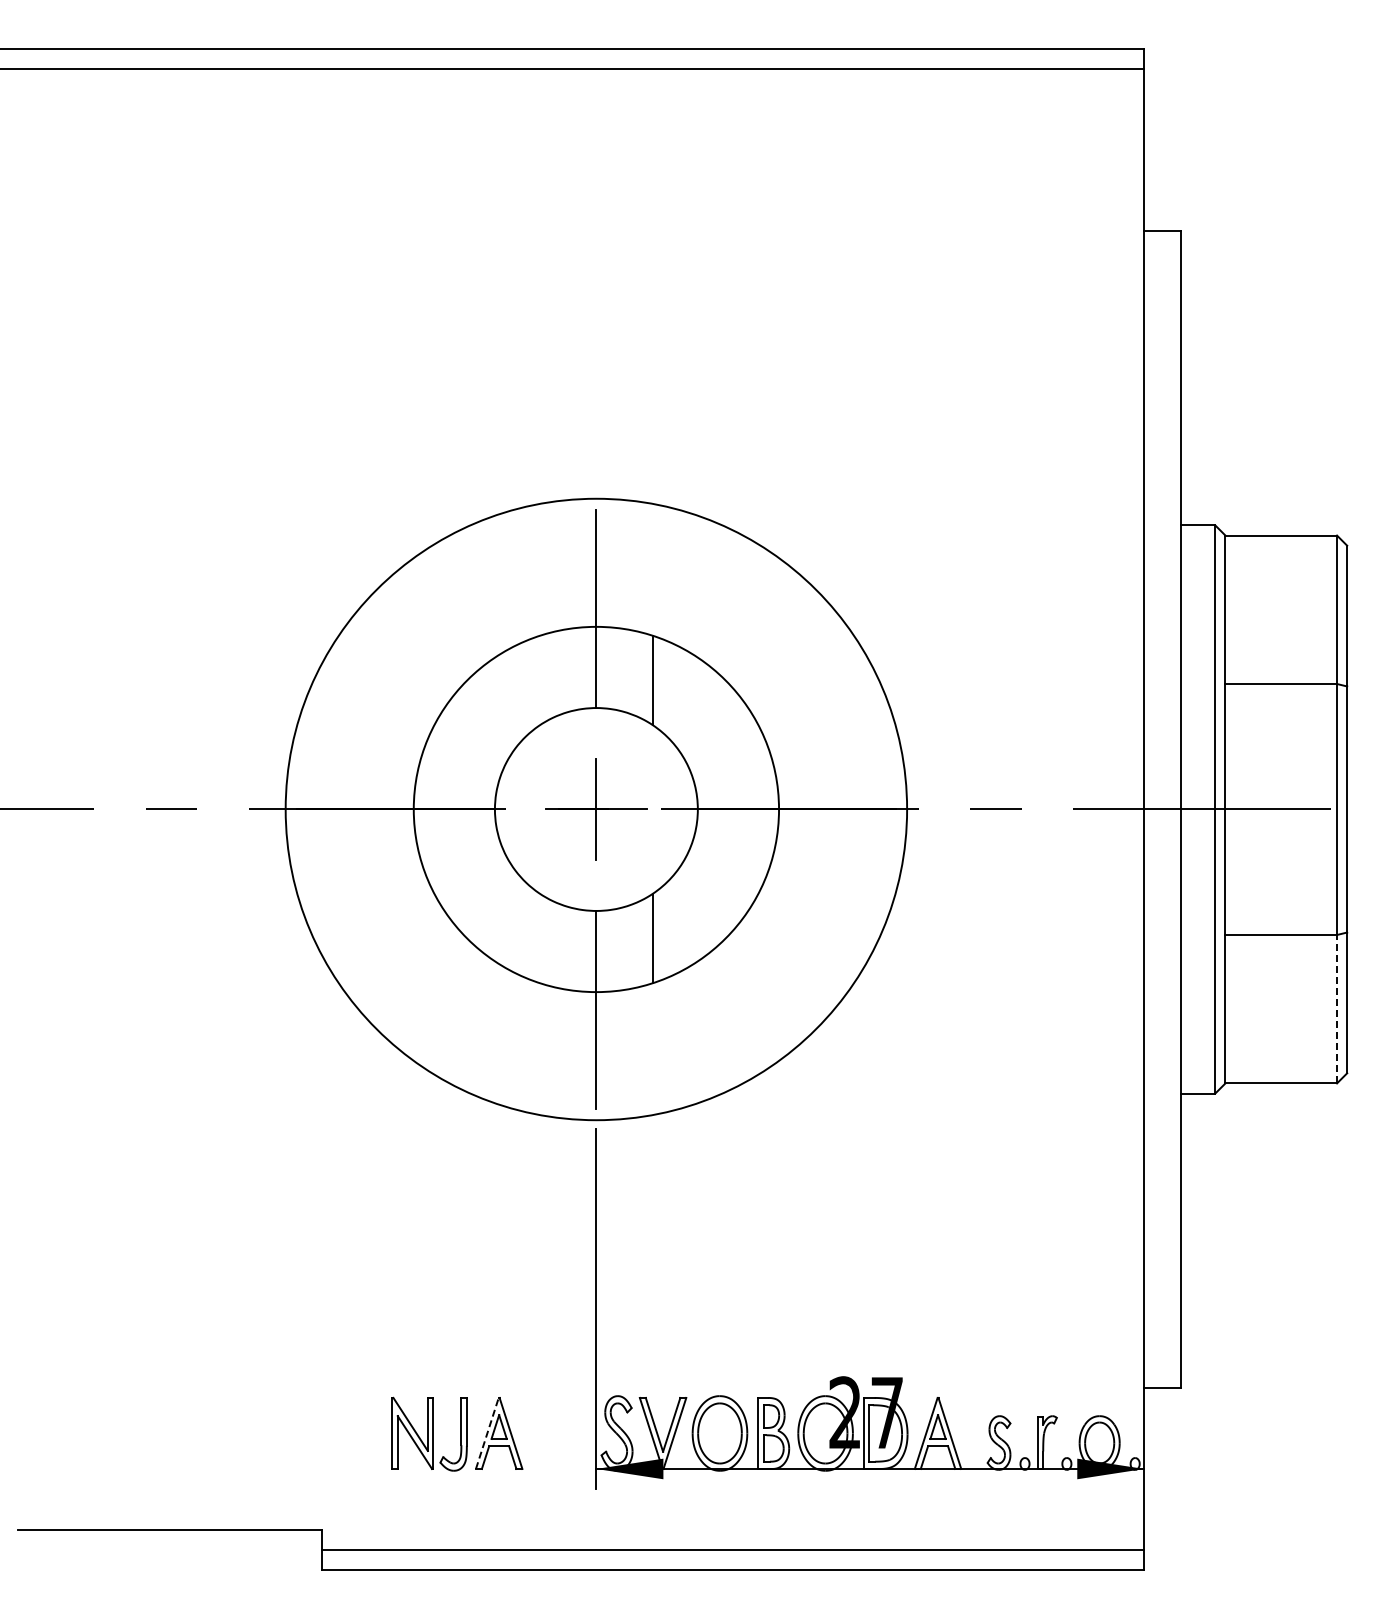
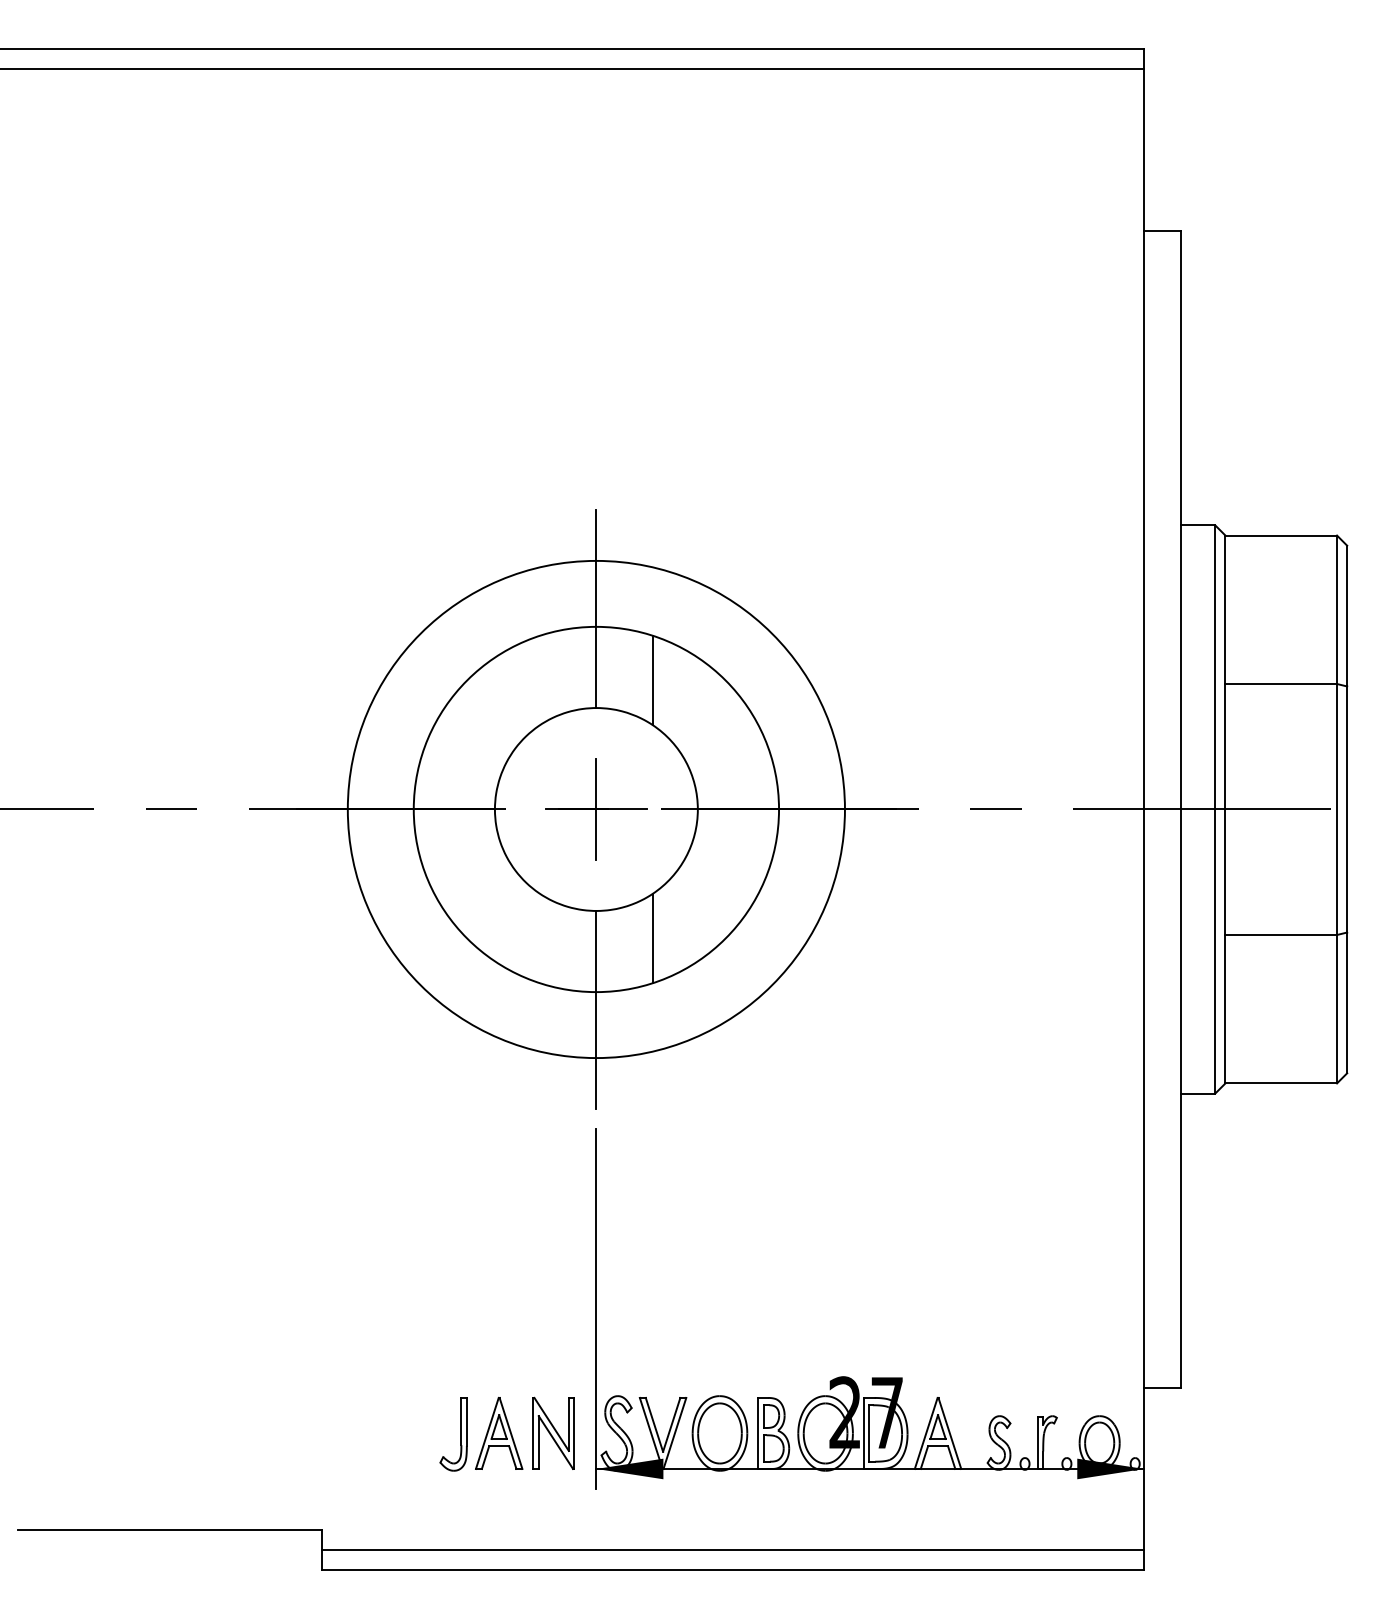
circle diameter: 621 px -> 497 px (595, 809)
line: dashed -> solid (1337, 1008)
part position: (412, 1432) -> (553, 1432) (553, 1432)
line: dashed -> solid (487, 1432)
